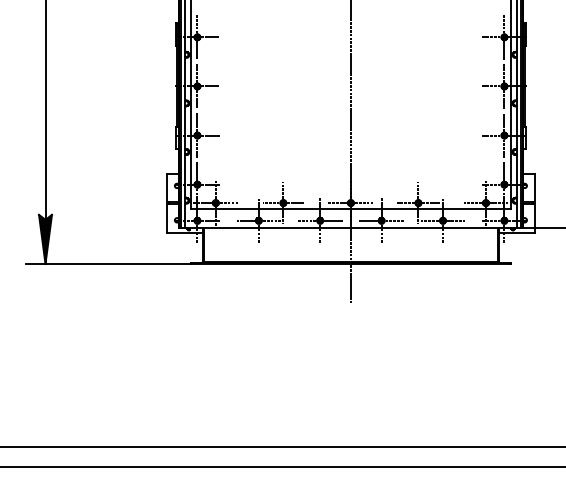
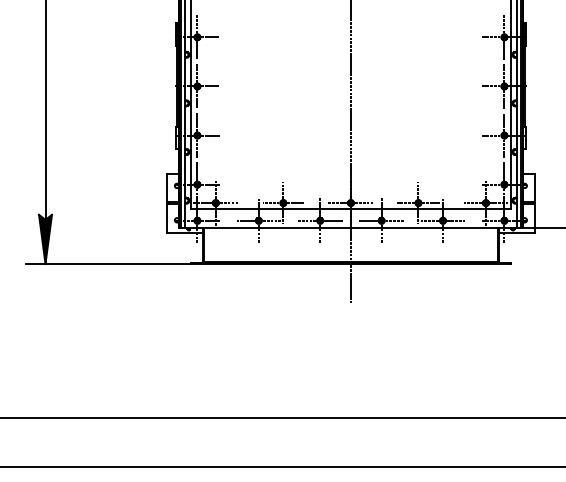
line position: (282, 447) -> (282, 418) (282, 418)
